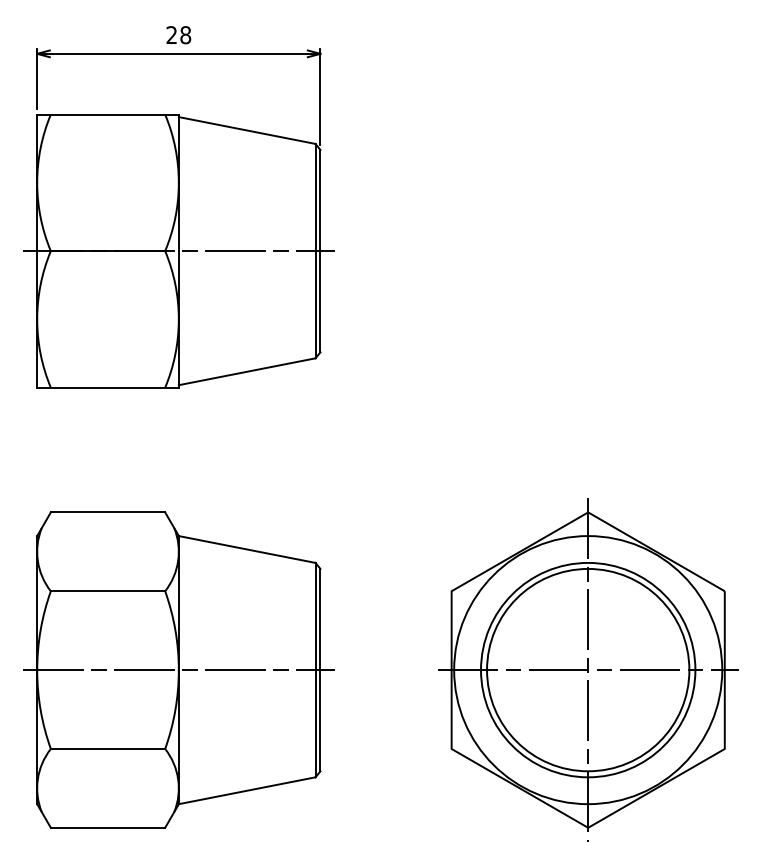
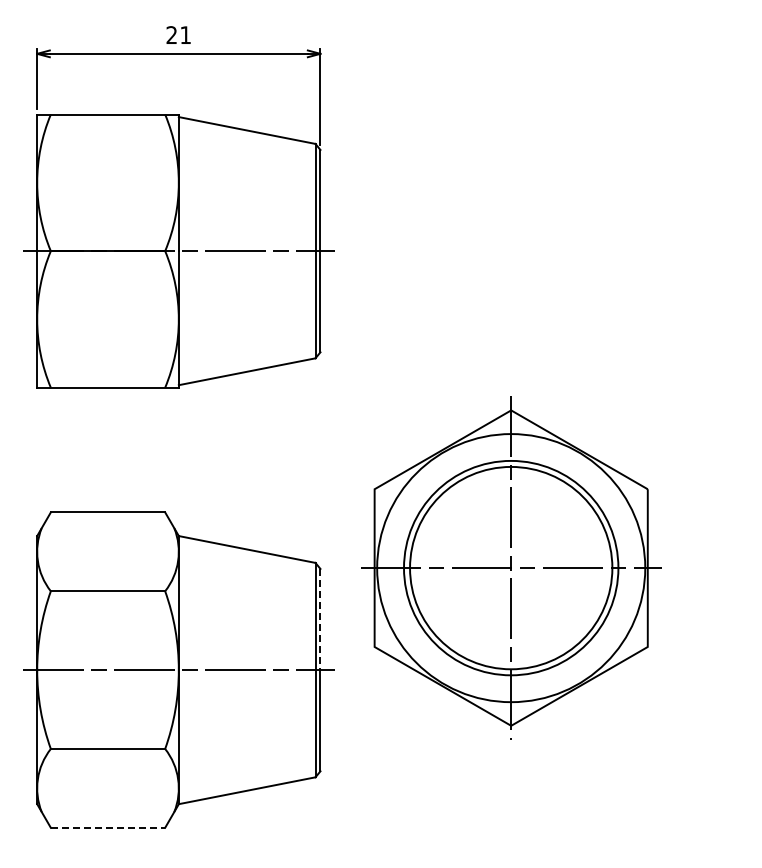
text: 28 -> 21 (185, 35)
line: solid -> dashed (320, 619)
part position: (588, 669) -> (511, 567) (511, 567)
line: solid -> dashed (108, 827)
